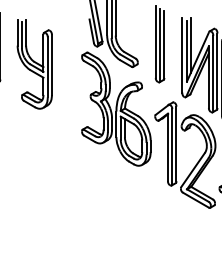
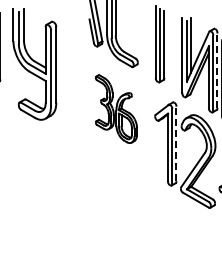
part size: 37x91 px -> 46x113 px (34, 64)
line: solid -> dashed (217, 70)
part size: 71x116 px -> 43x70 px (116, 108)
line: solid -> dashed (176, 143)
